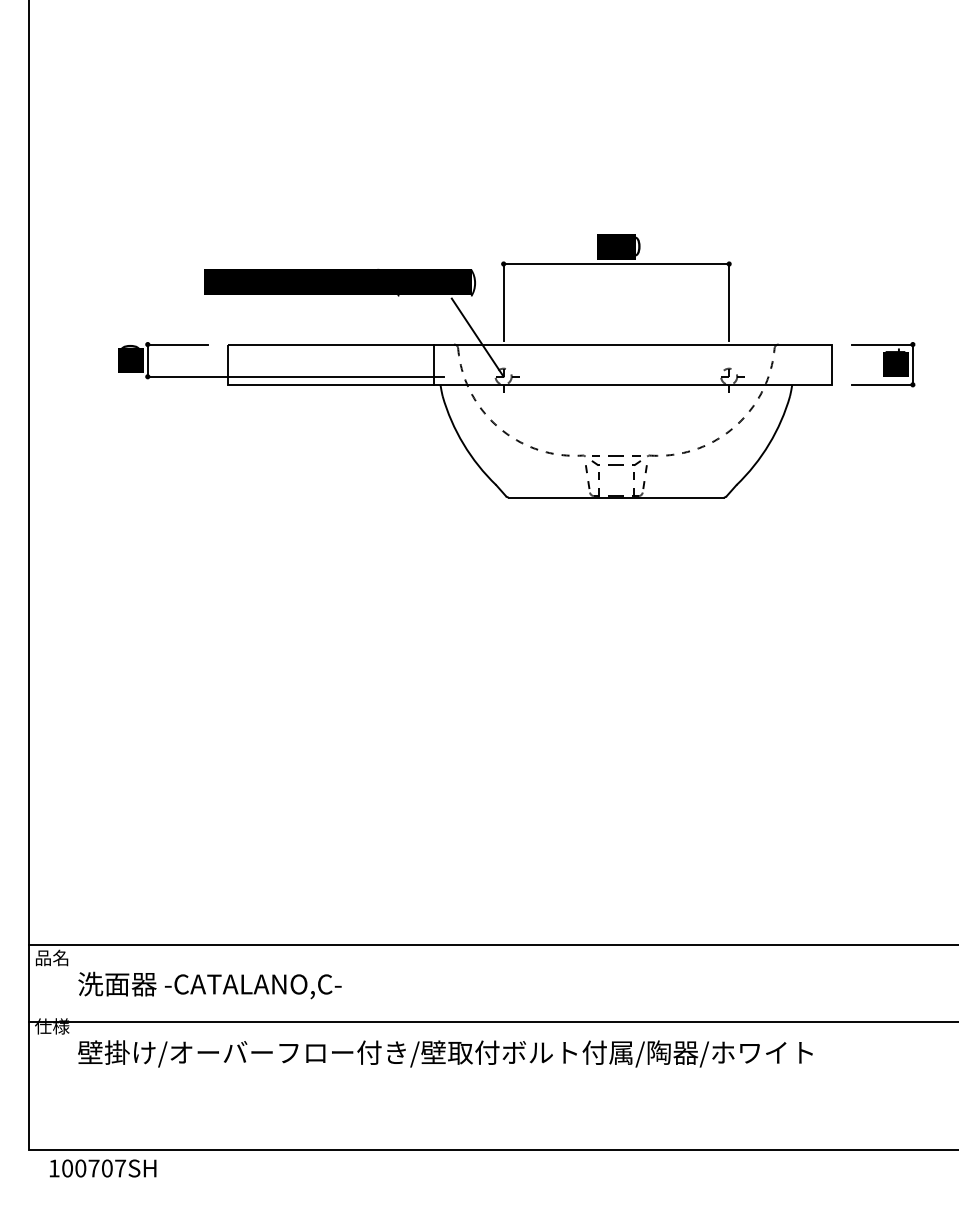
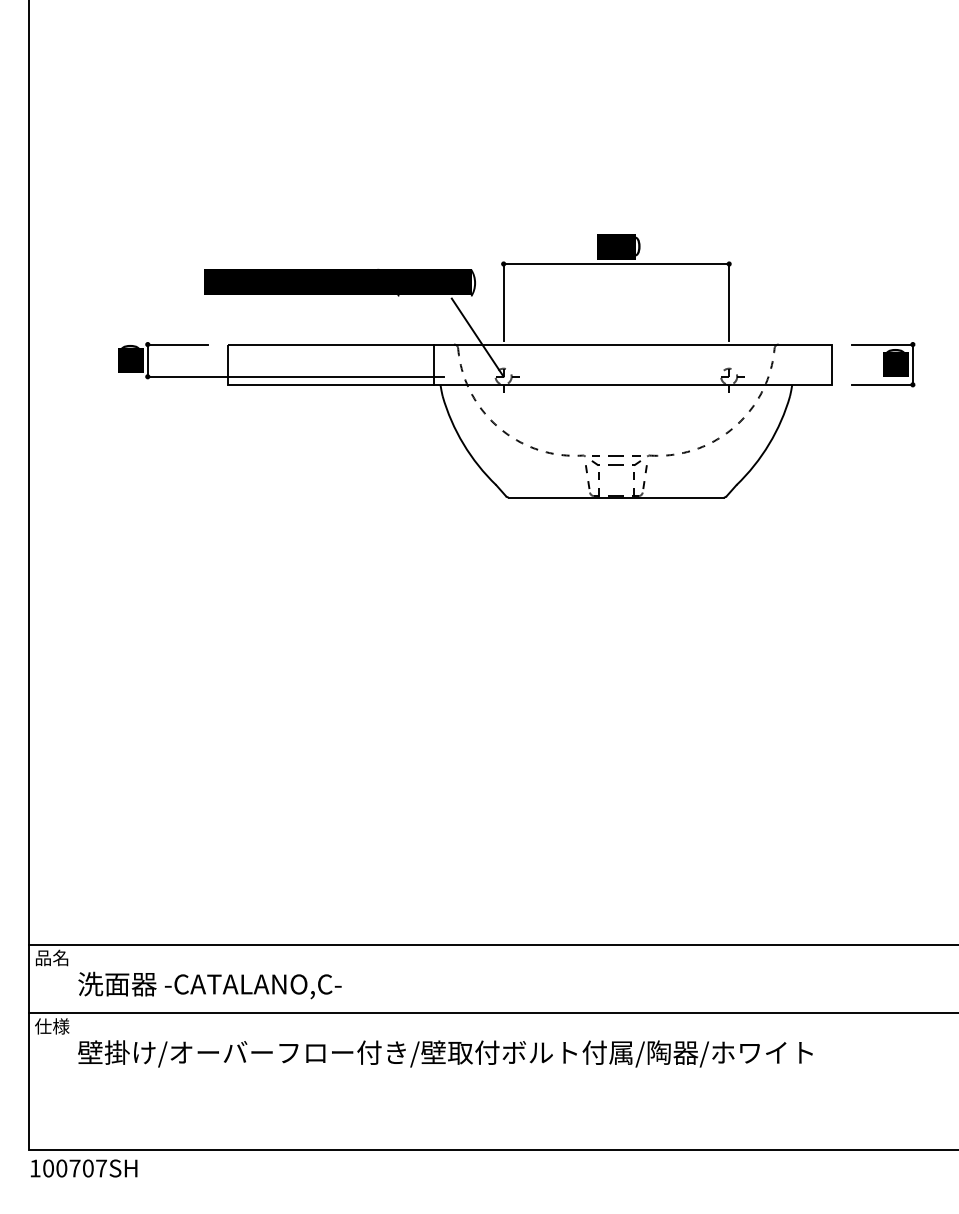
text: 54 -> 50 (895, 349)
line position: (491, 1022) -> (491, 1013) (491, 1013)
text position: (102, 1168) -> (83, 1168) (83, 1168)
